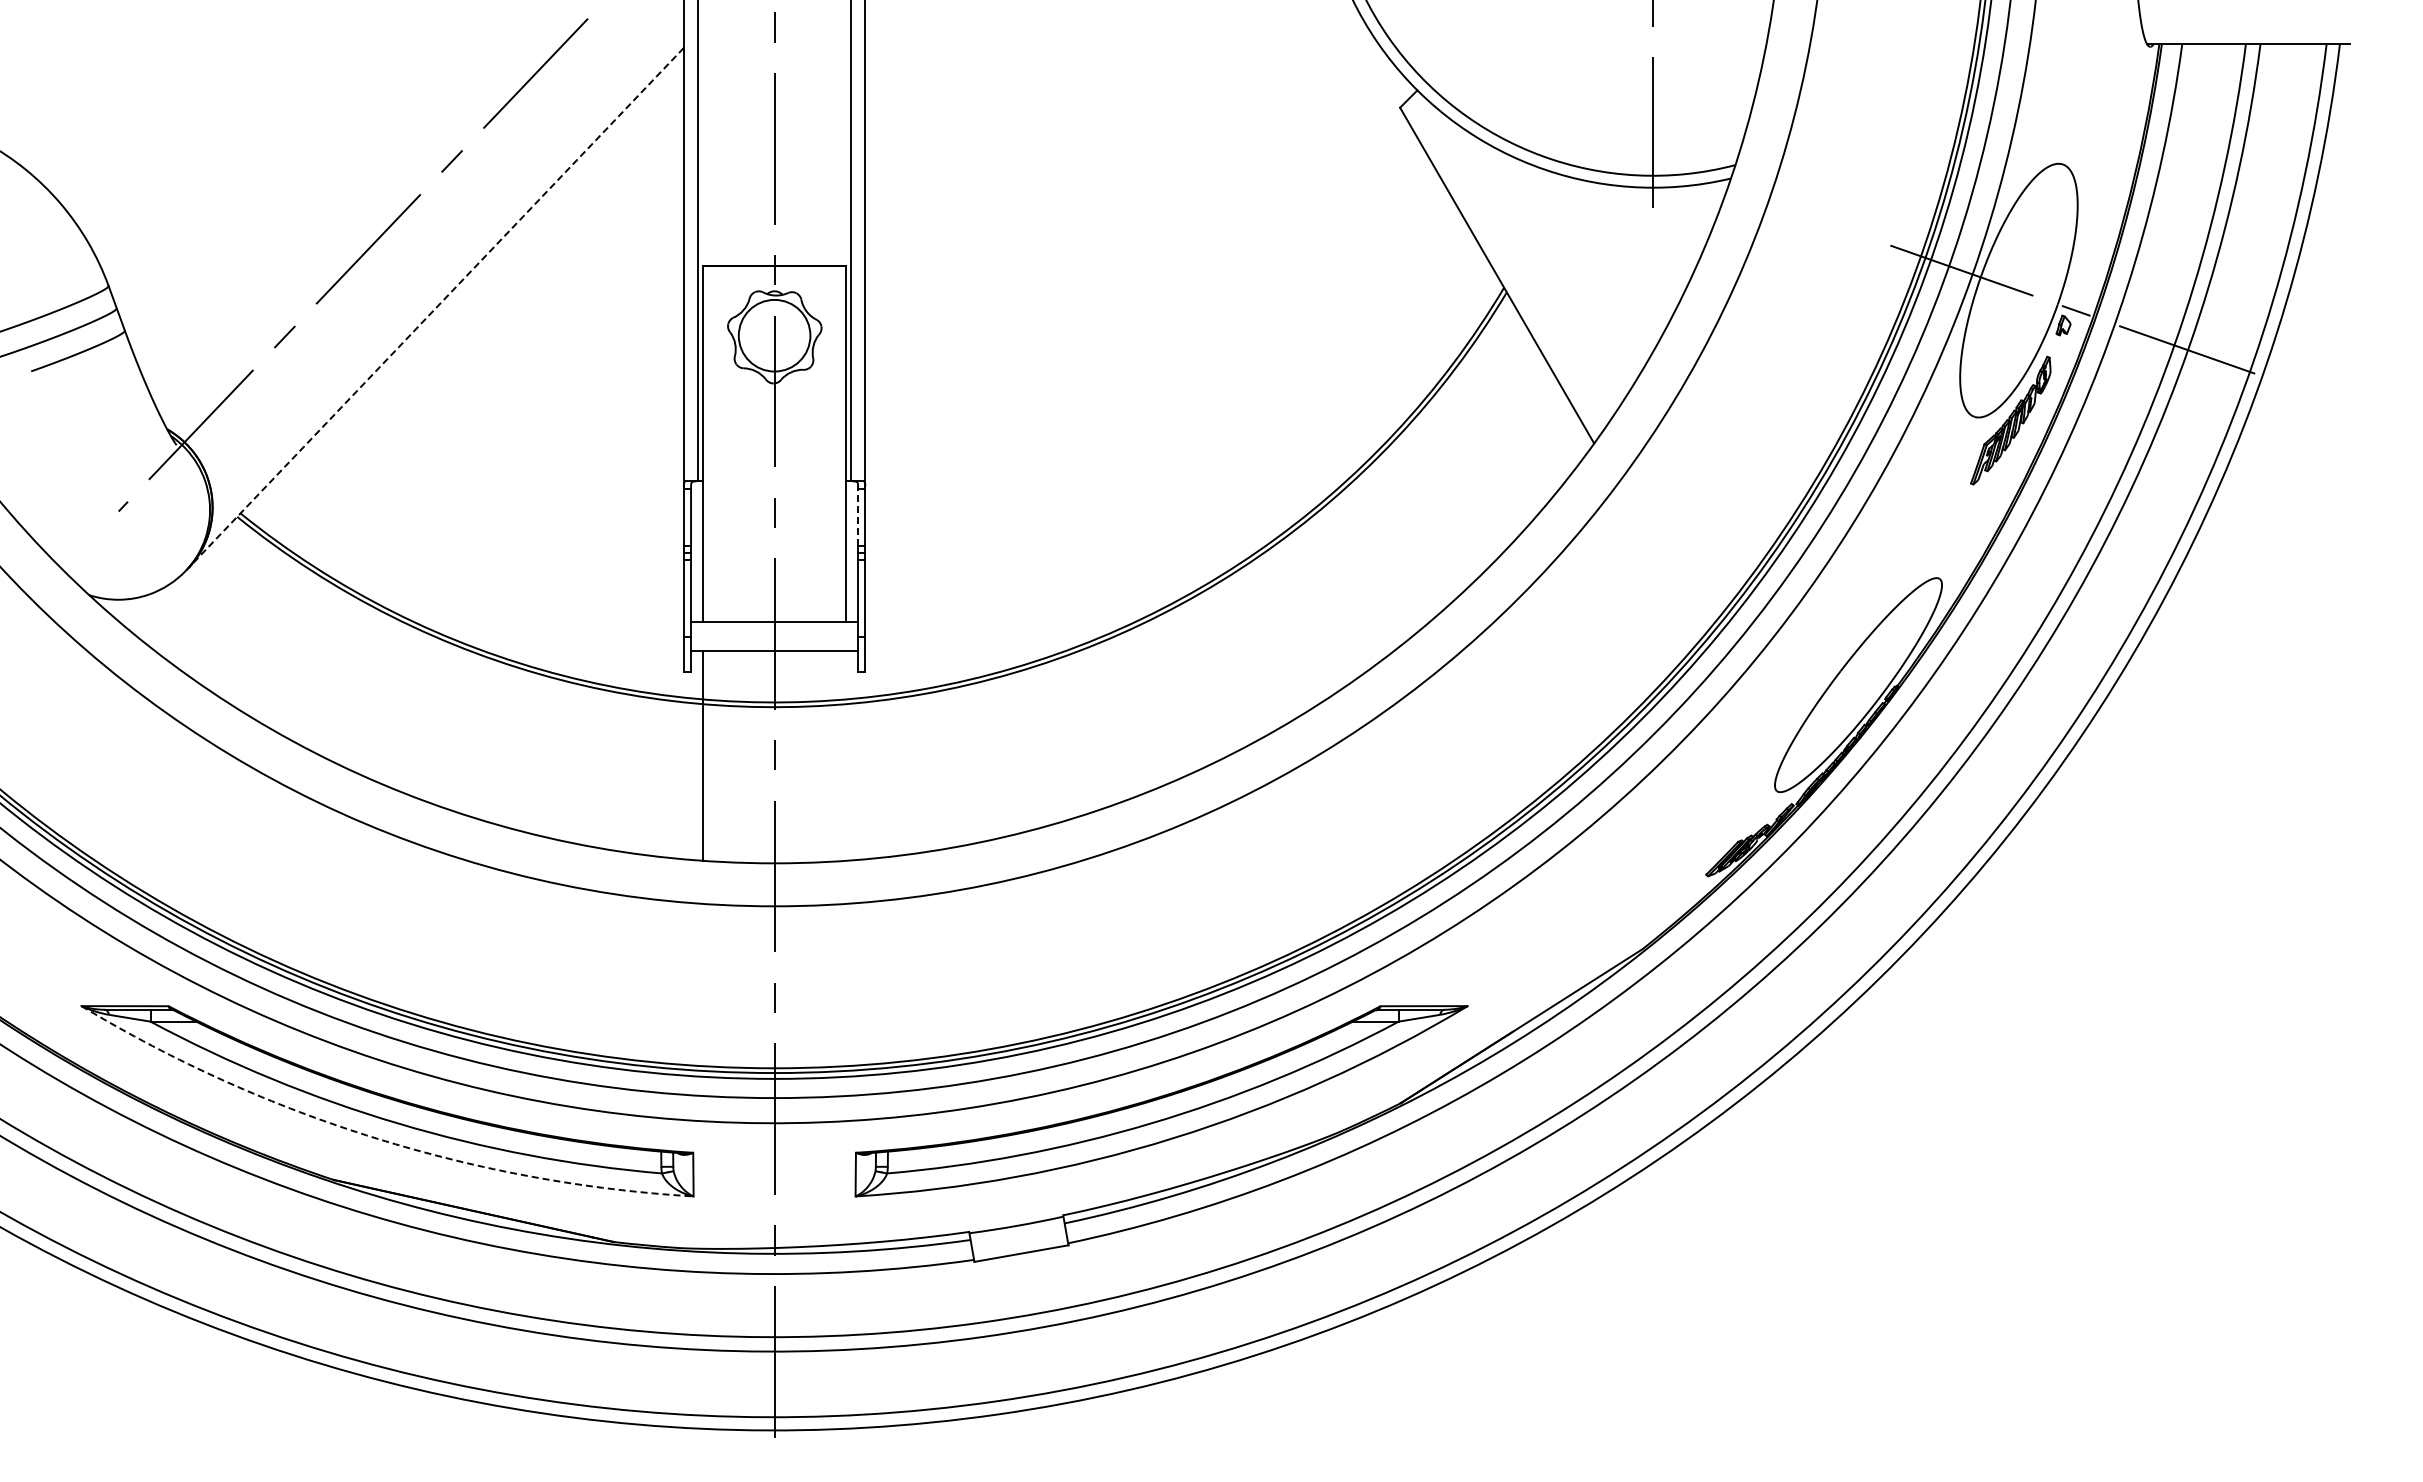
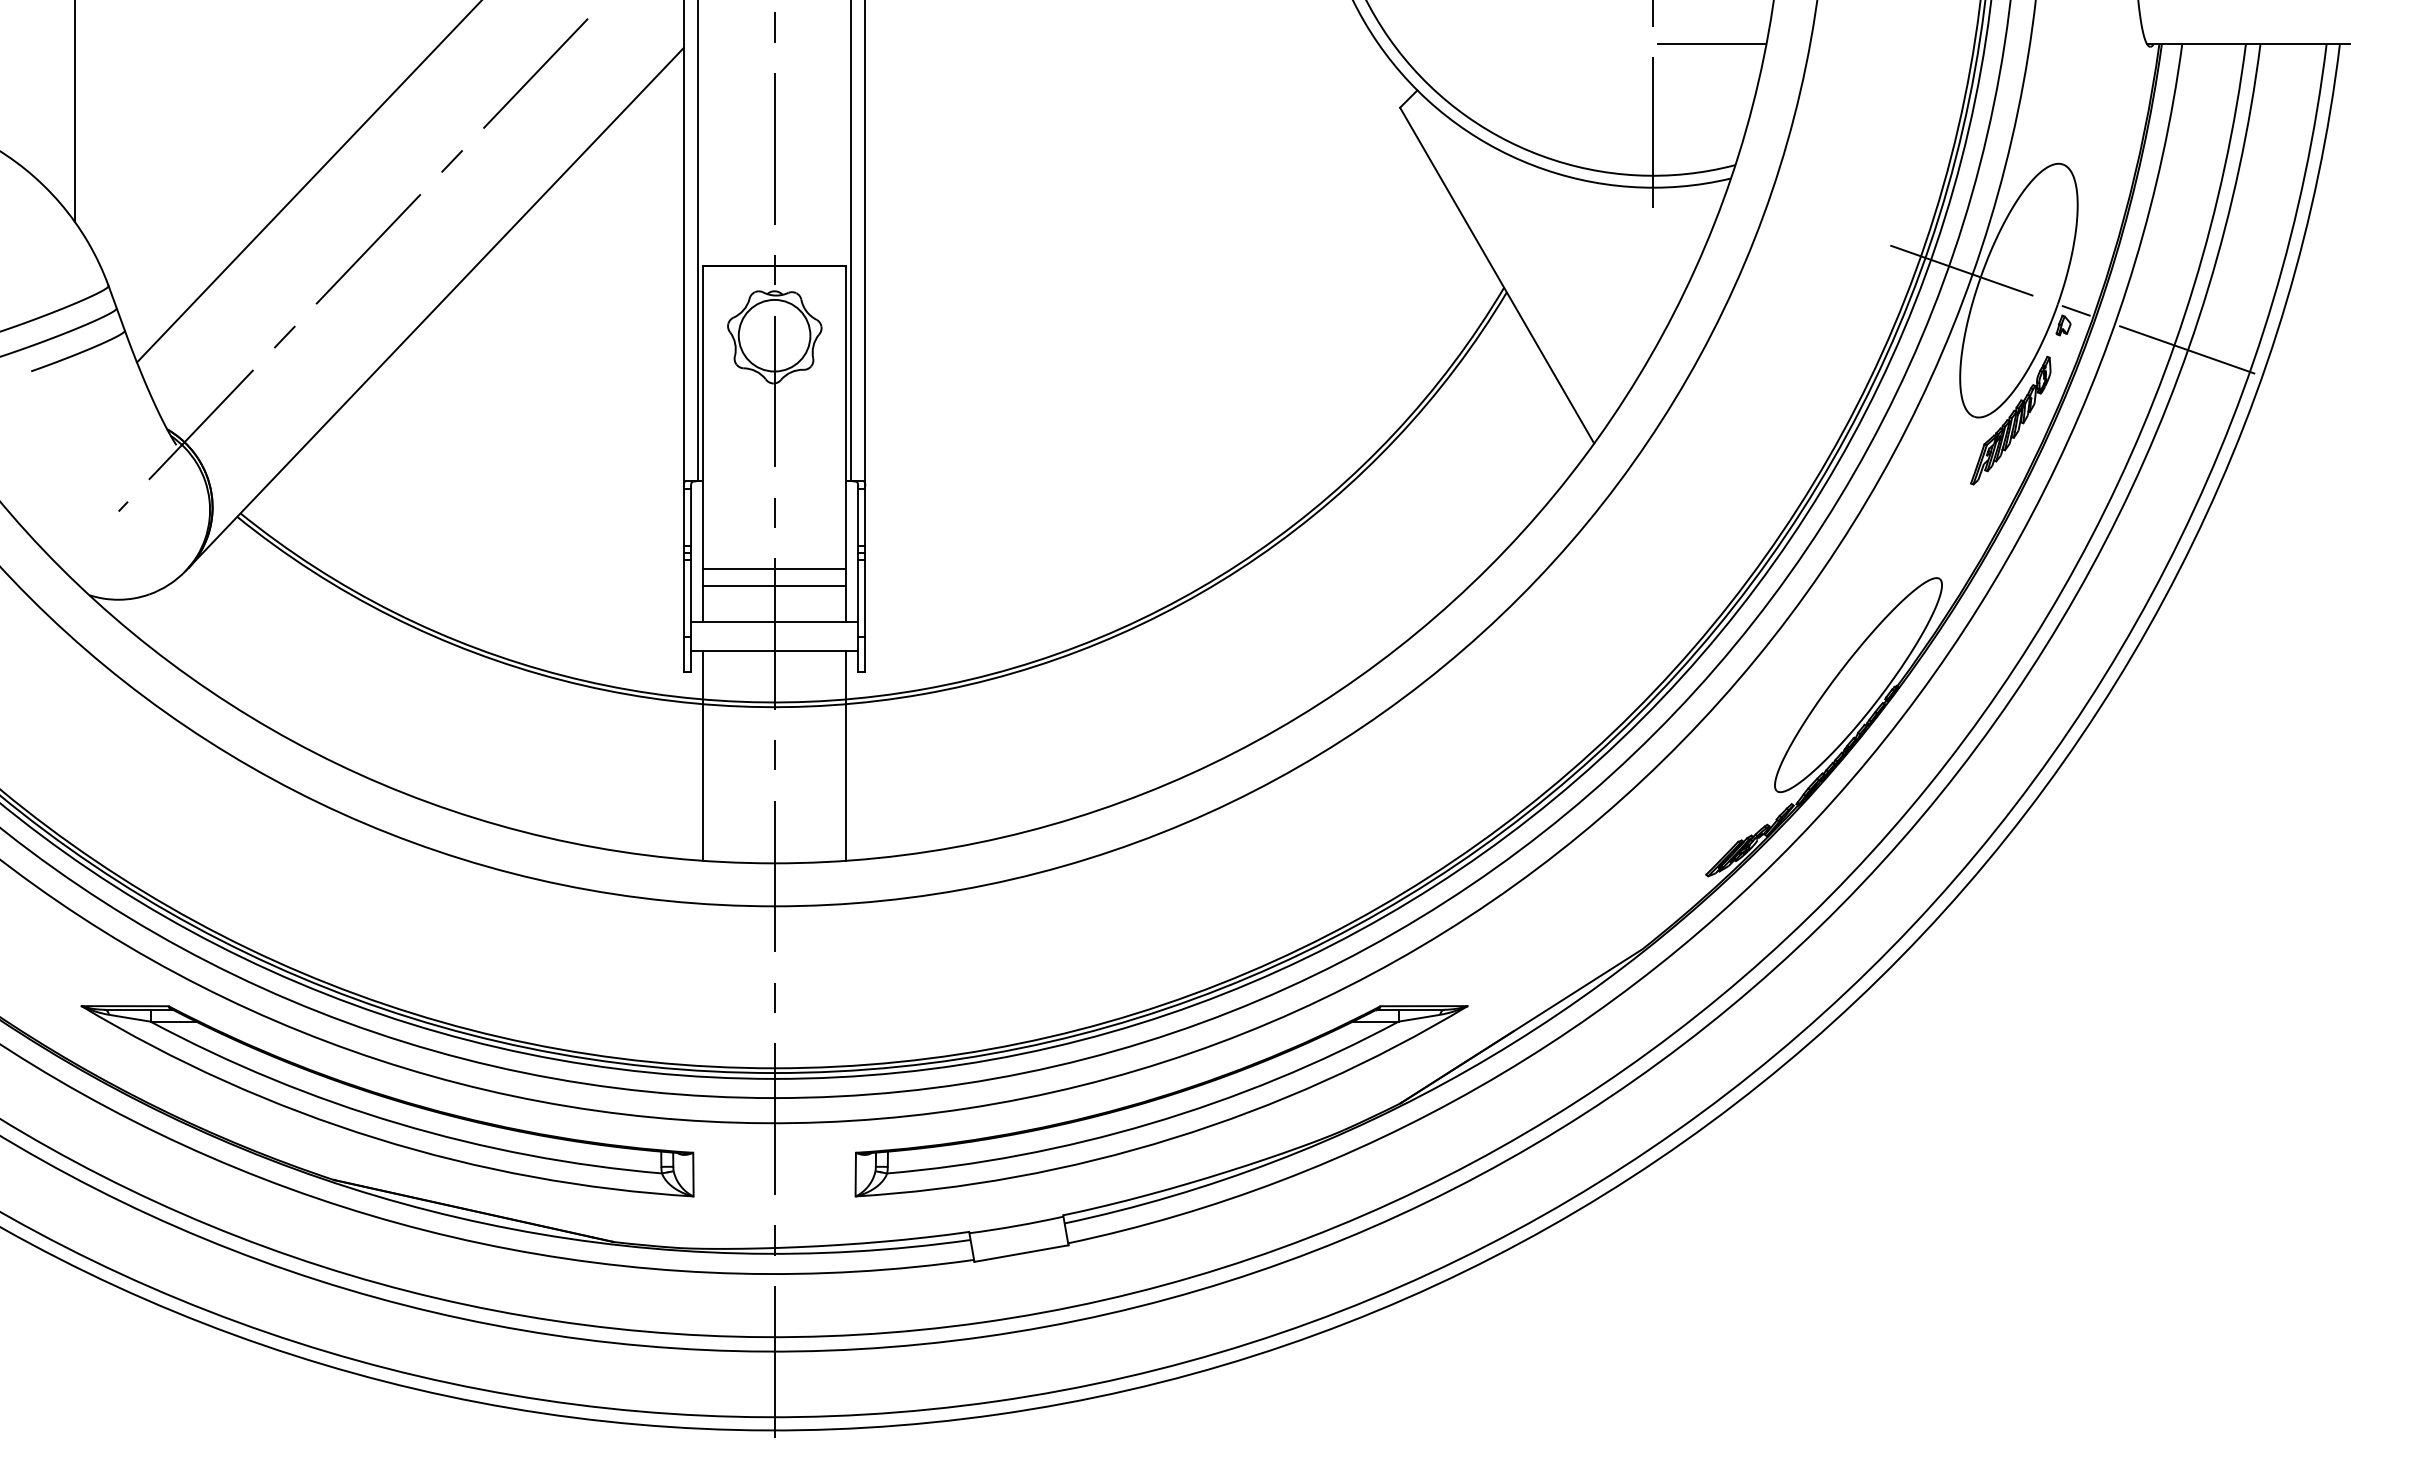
line: none -> present (1711, 44)
line: none -> present (75, 112)
line: none -> present (308, 182)
line: dashed -> solid (435, 308)
line: dashed -> solid (858, 517)
line: none -> present (774, 569)
line: none -> present (774, 585)
line: none -> present (846, 755)
arc: dashed -> solid (376, 1138)
